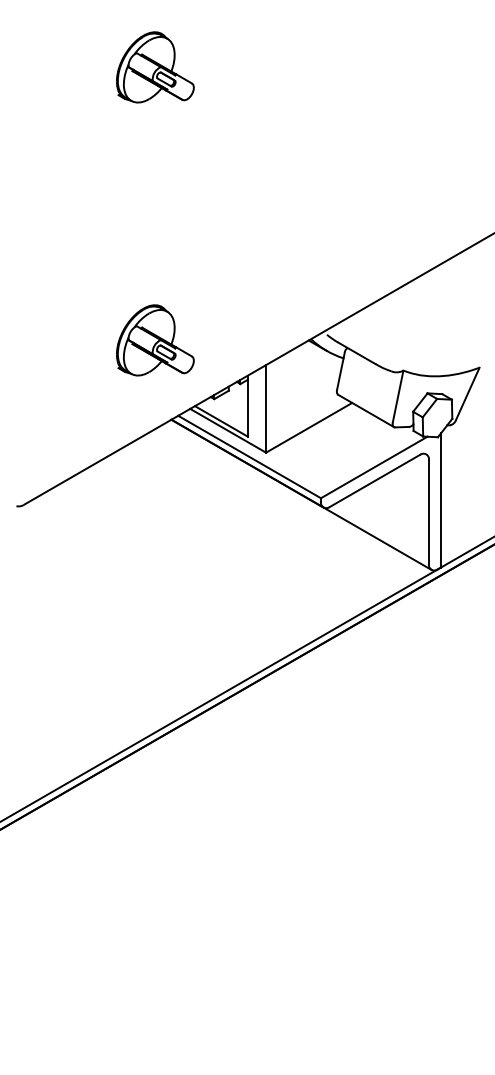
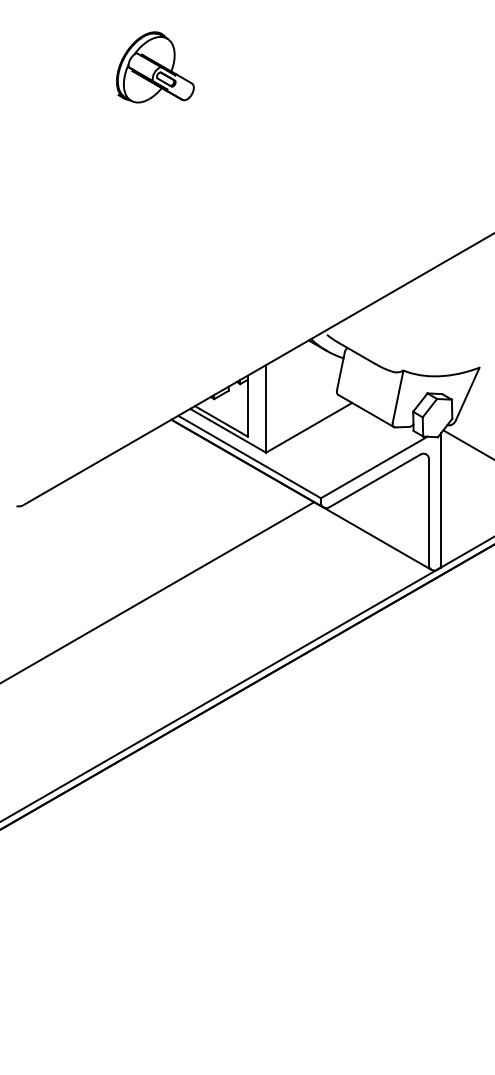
part: present -> none (155, 340)
line: none -> present (467, 444)
line: none -> present (158, 592)
